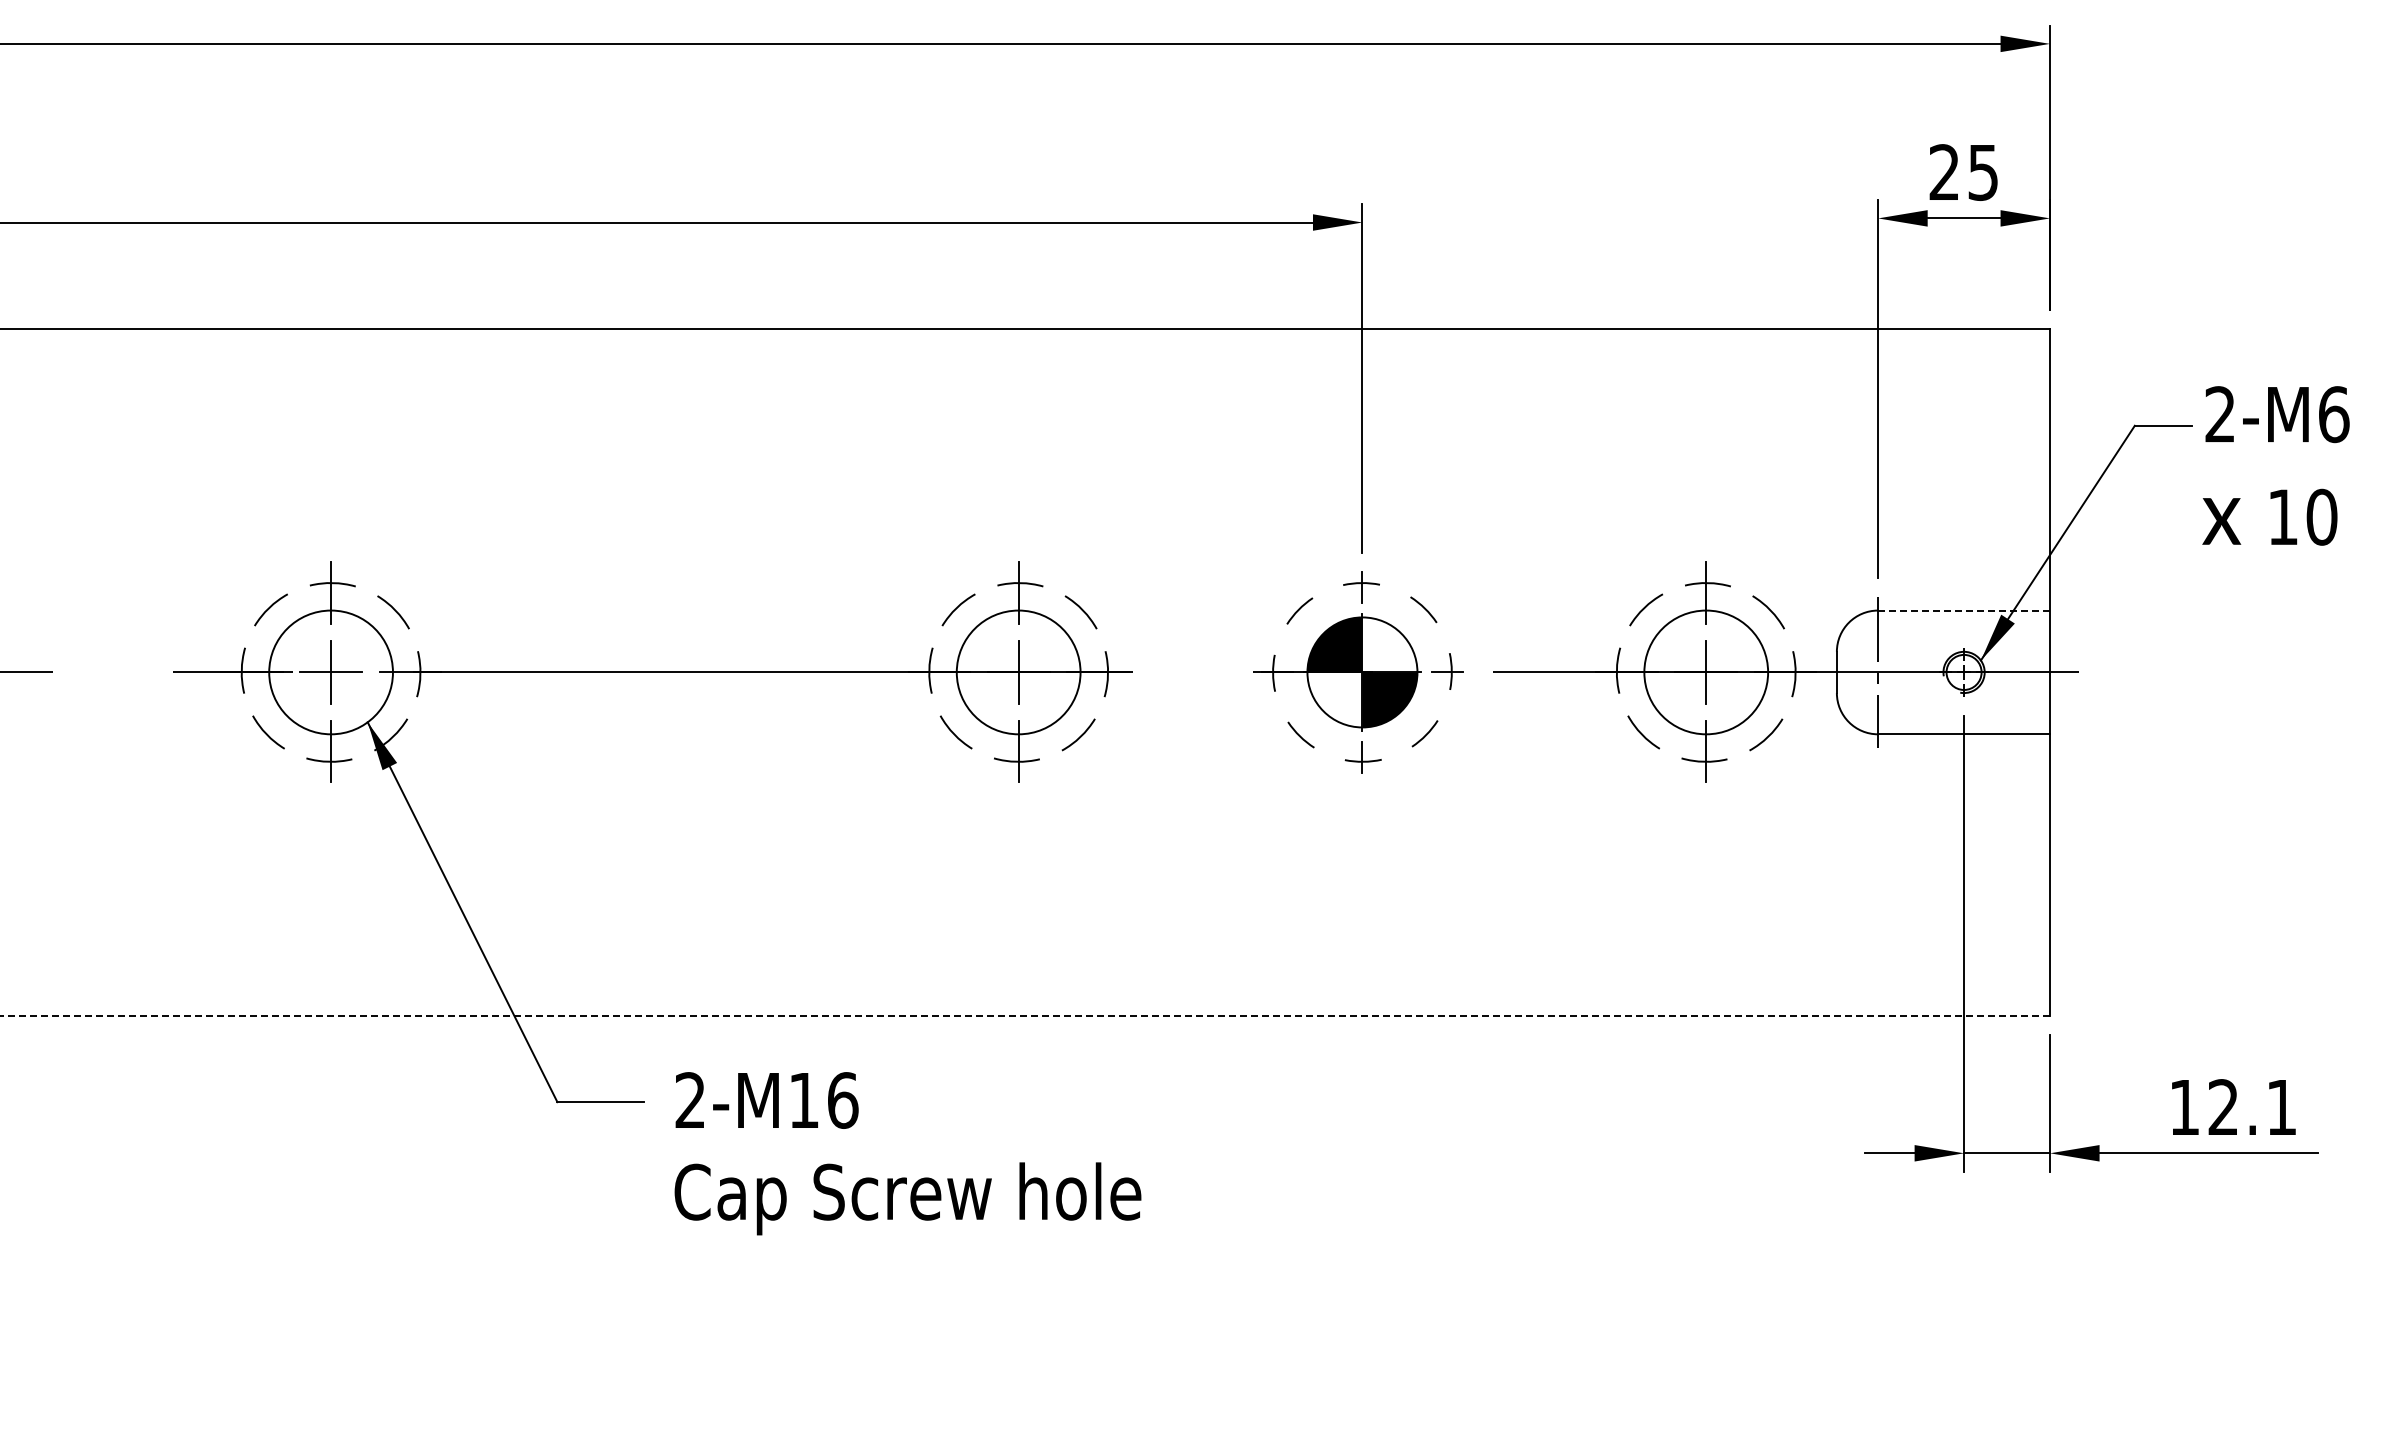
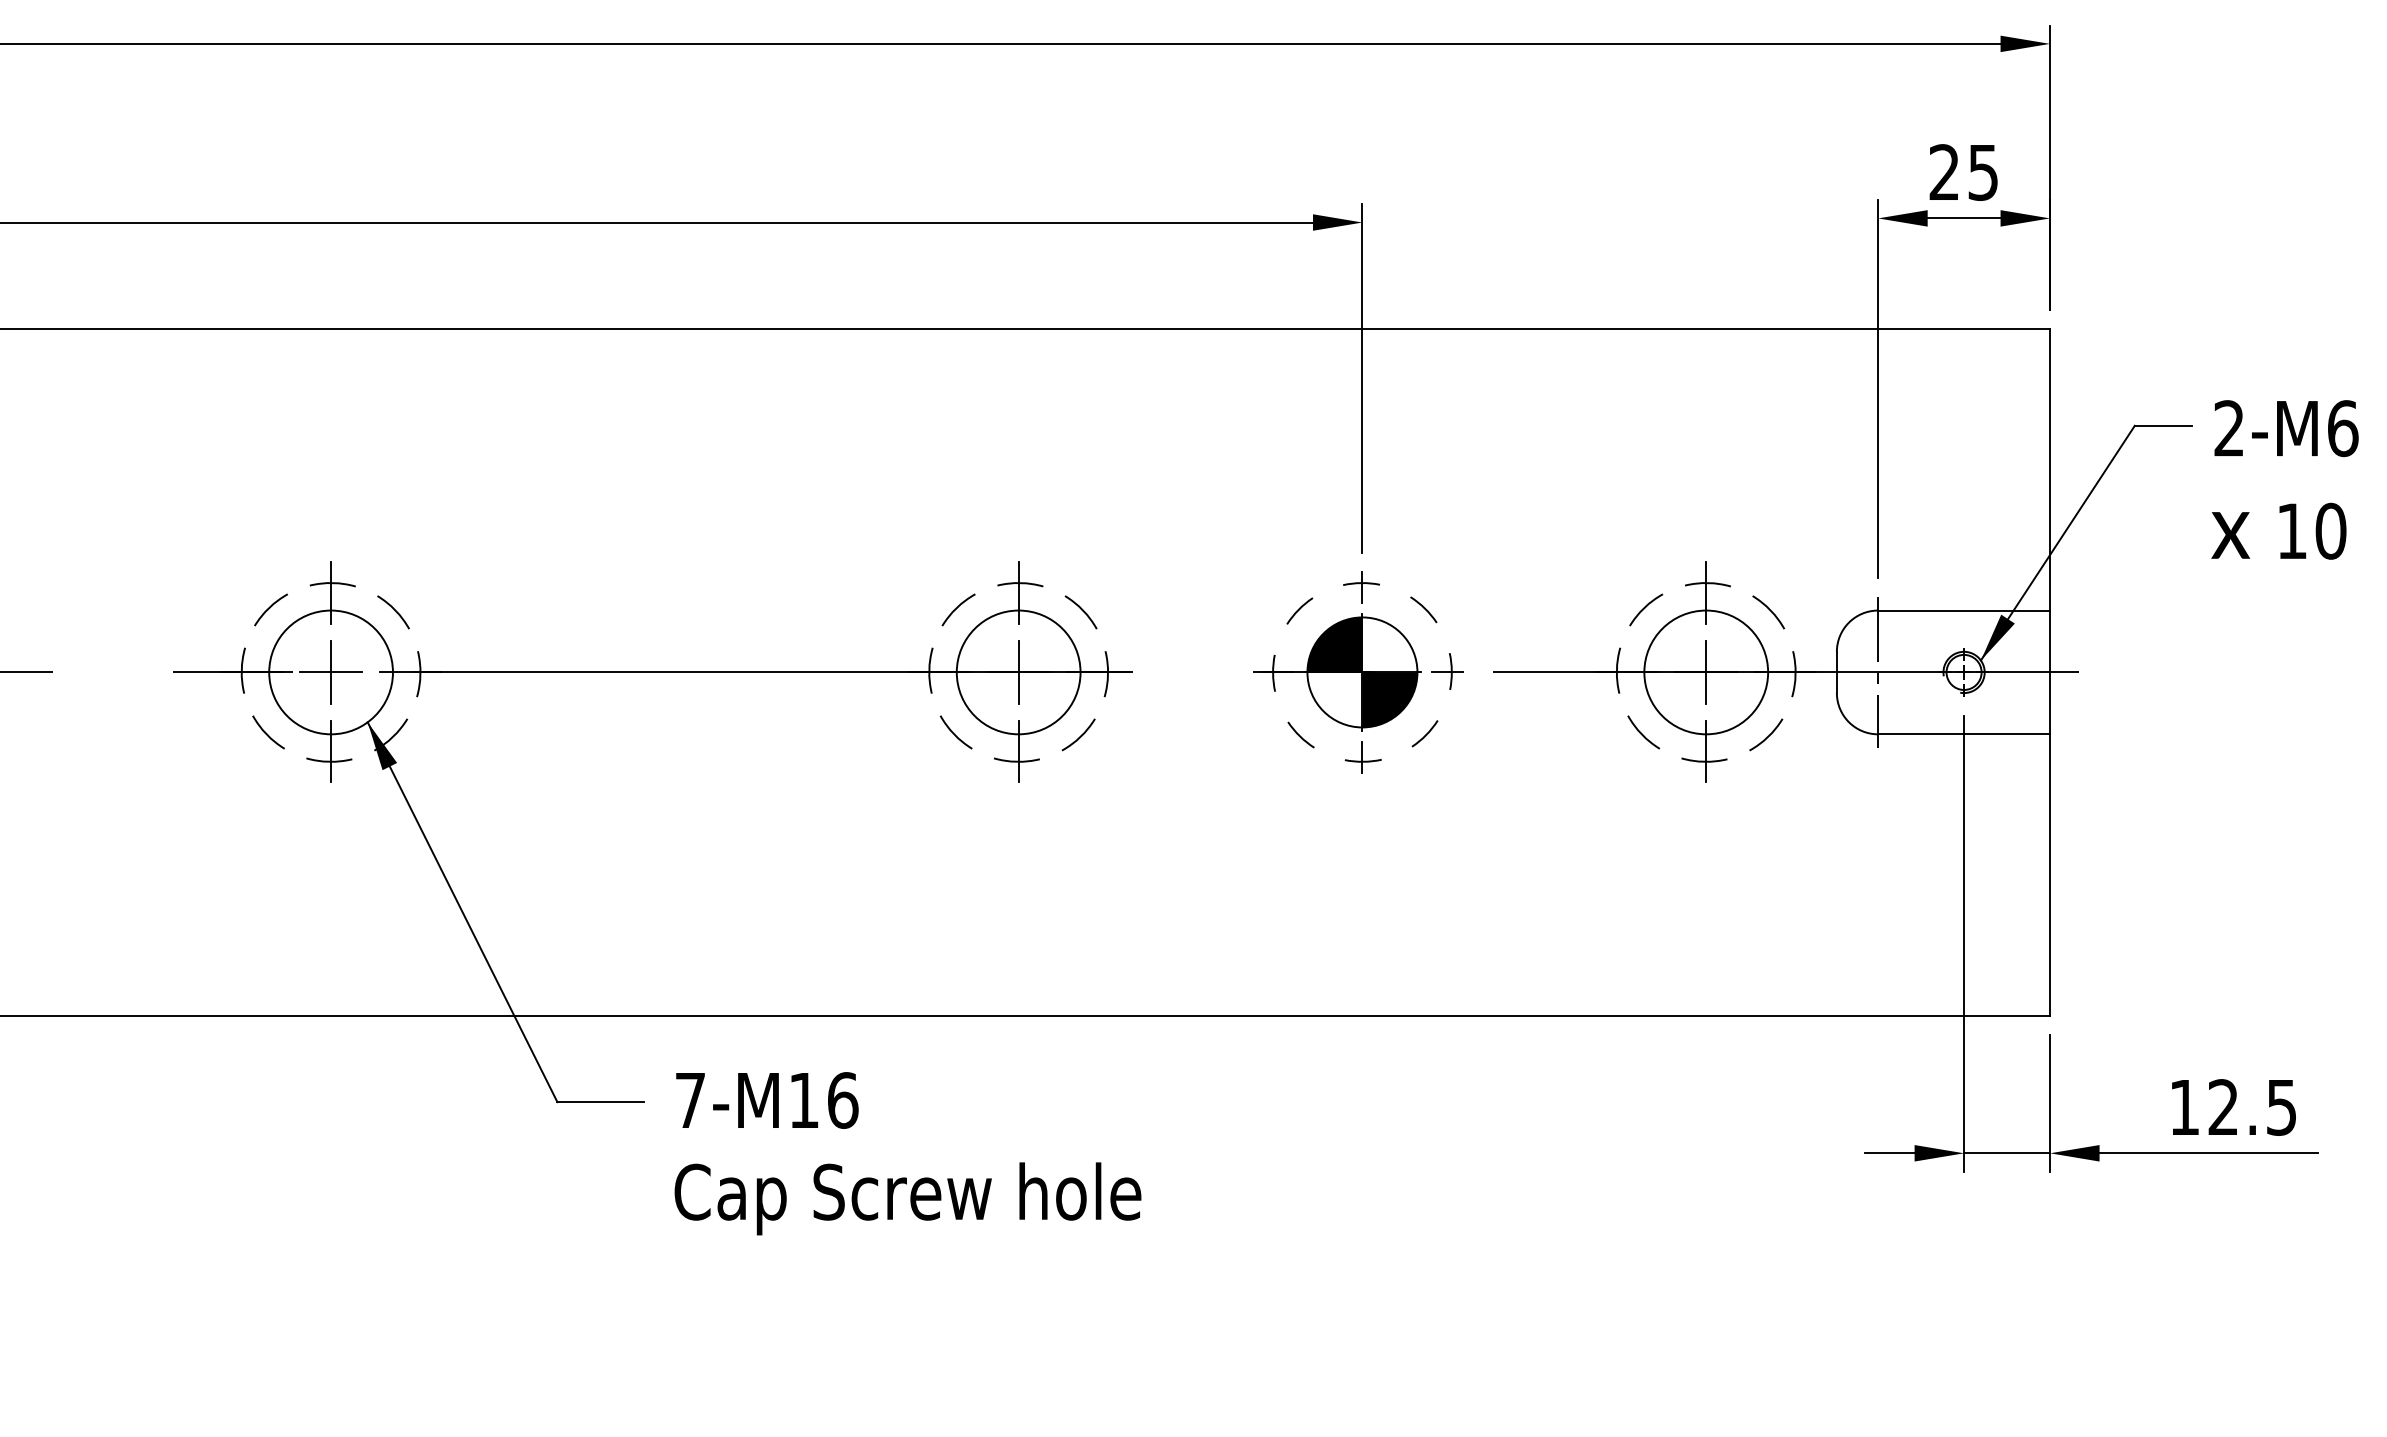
text position: (2275, 465) -> (2284, 479) (2284, 479)
line: dashed -> solid (1964, 610)
line: dashed -> solid (1025, 1016)
text: 2-M16 -> 7-M16 (689, 1099)
text: 12.1 -> 12.5 (2281, 1107)
